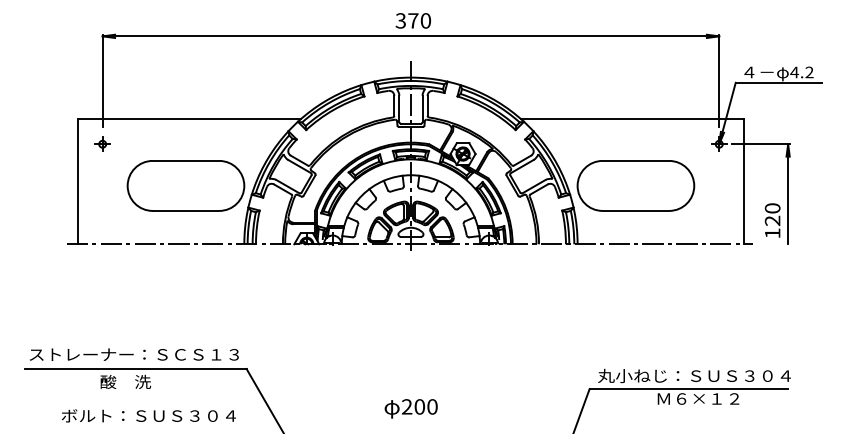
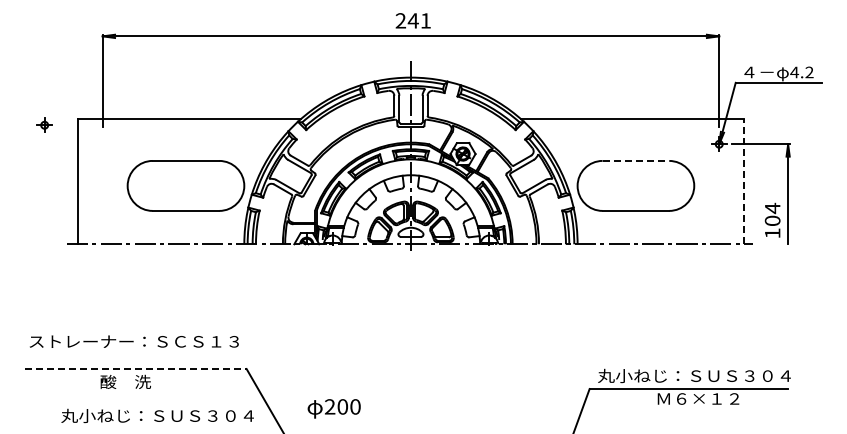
text: 370 -> 241 (413, 20)
part position: (102, 143) -> (44, 124) (44, 124)
line: solid -> dashed (636, 160)
line: solid -> dashed (744, 181)
text: 120 -> 104 (772, 214)
text position: (134, 354) -> (134, 341) (134, 341)
line: solid -> dashed (136, 369)
text position: (410, 408) -> (333, 408) (333, 408)
text: ボルト：ＳＵＳ３０４ -> 丸小ねじ：ＳＵＳ３０４ (157, 415)
